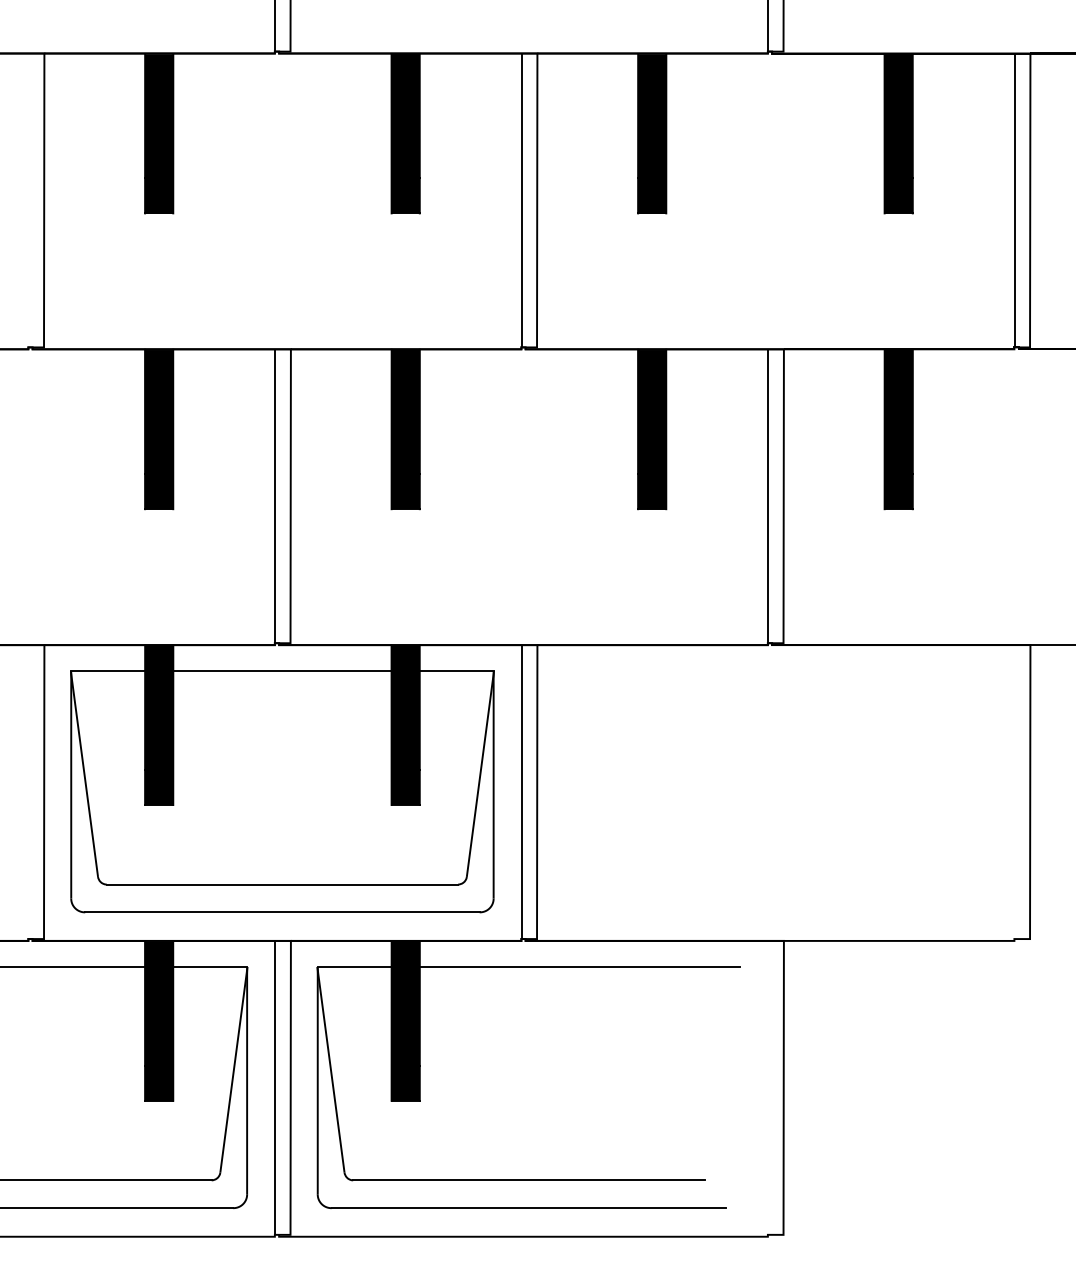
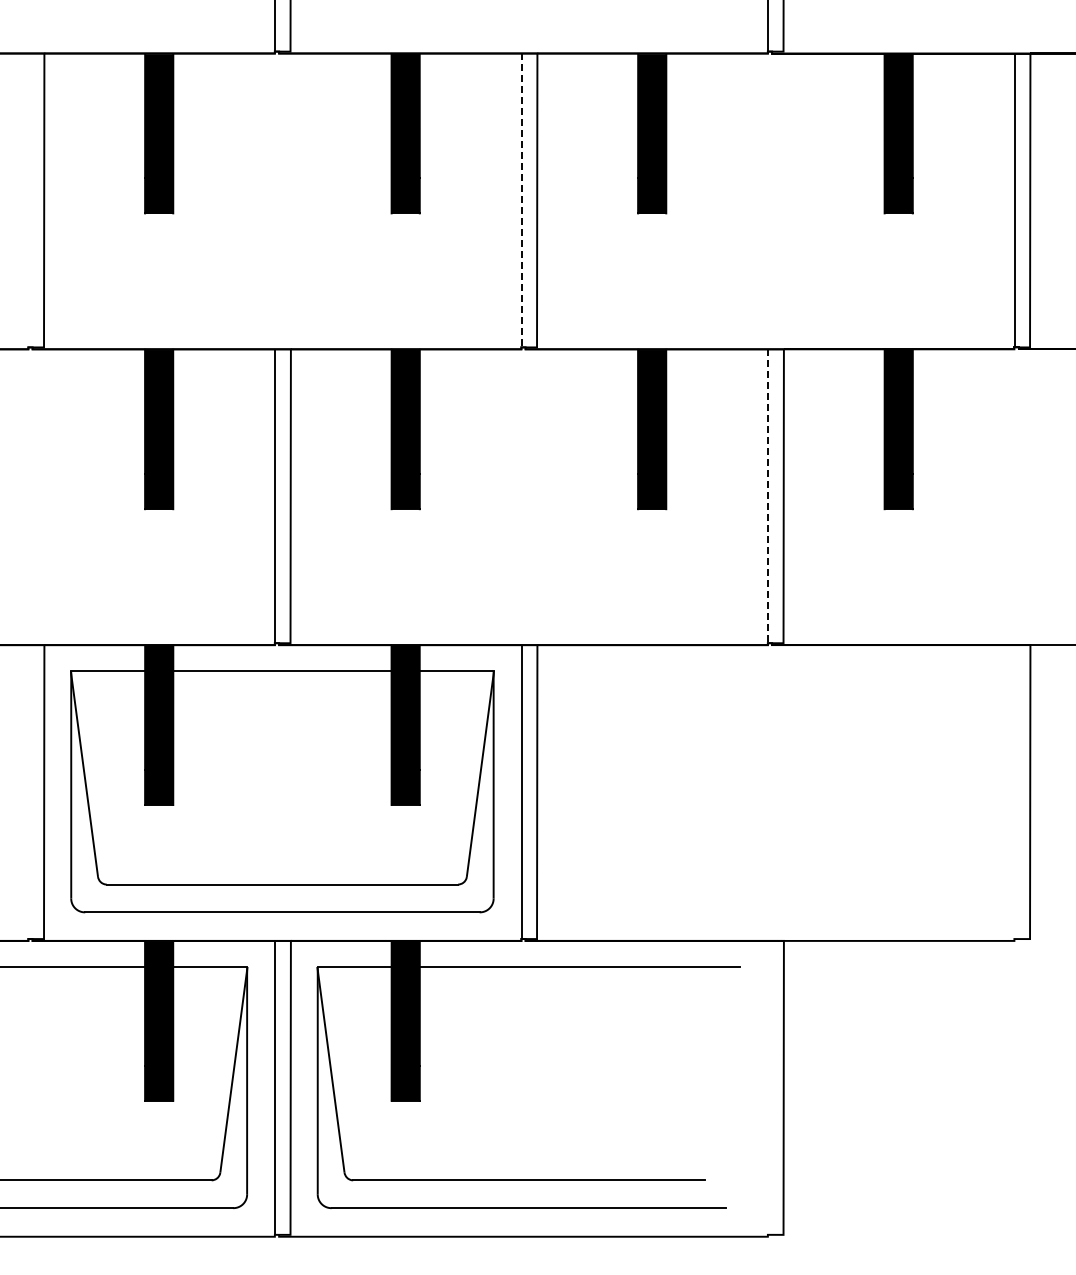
line: solid -> dashed (521, 200)
line: solid -> dashed (768, 496)
